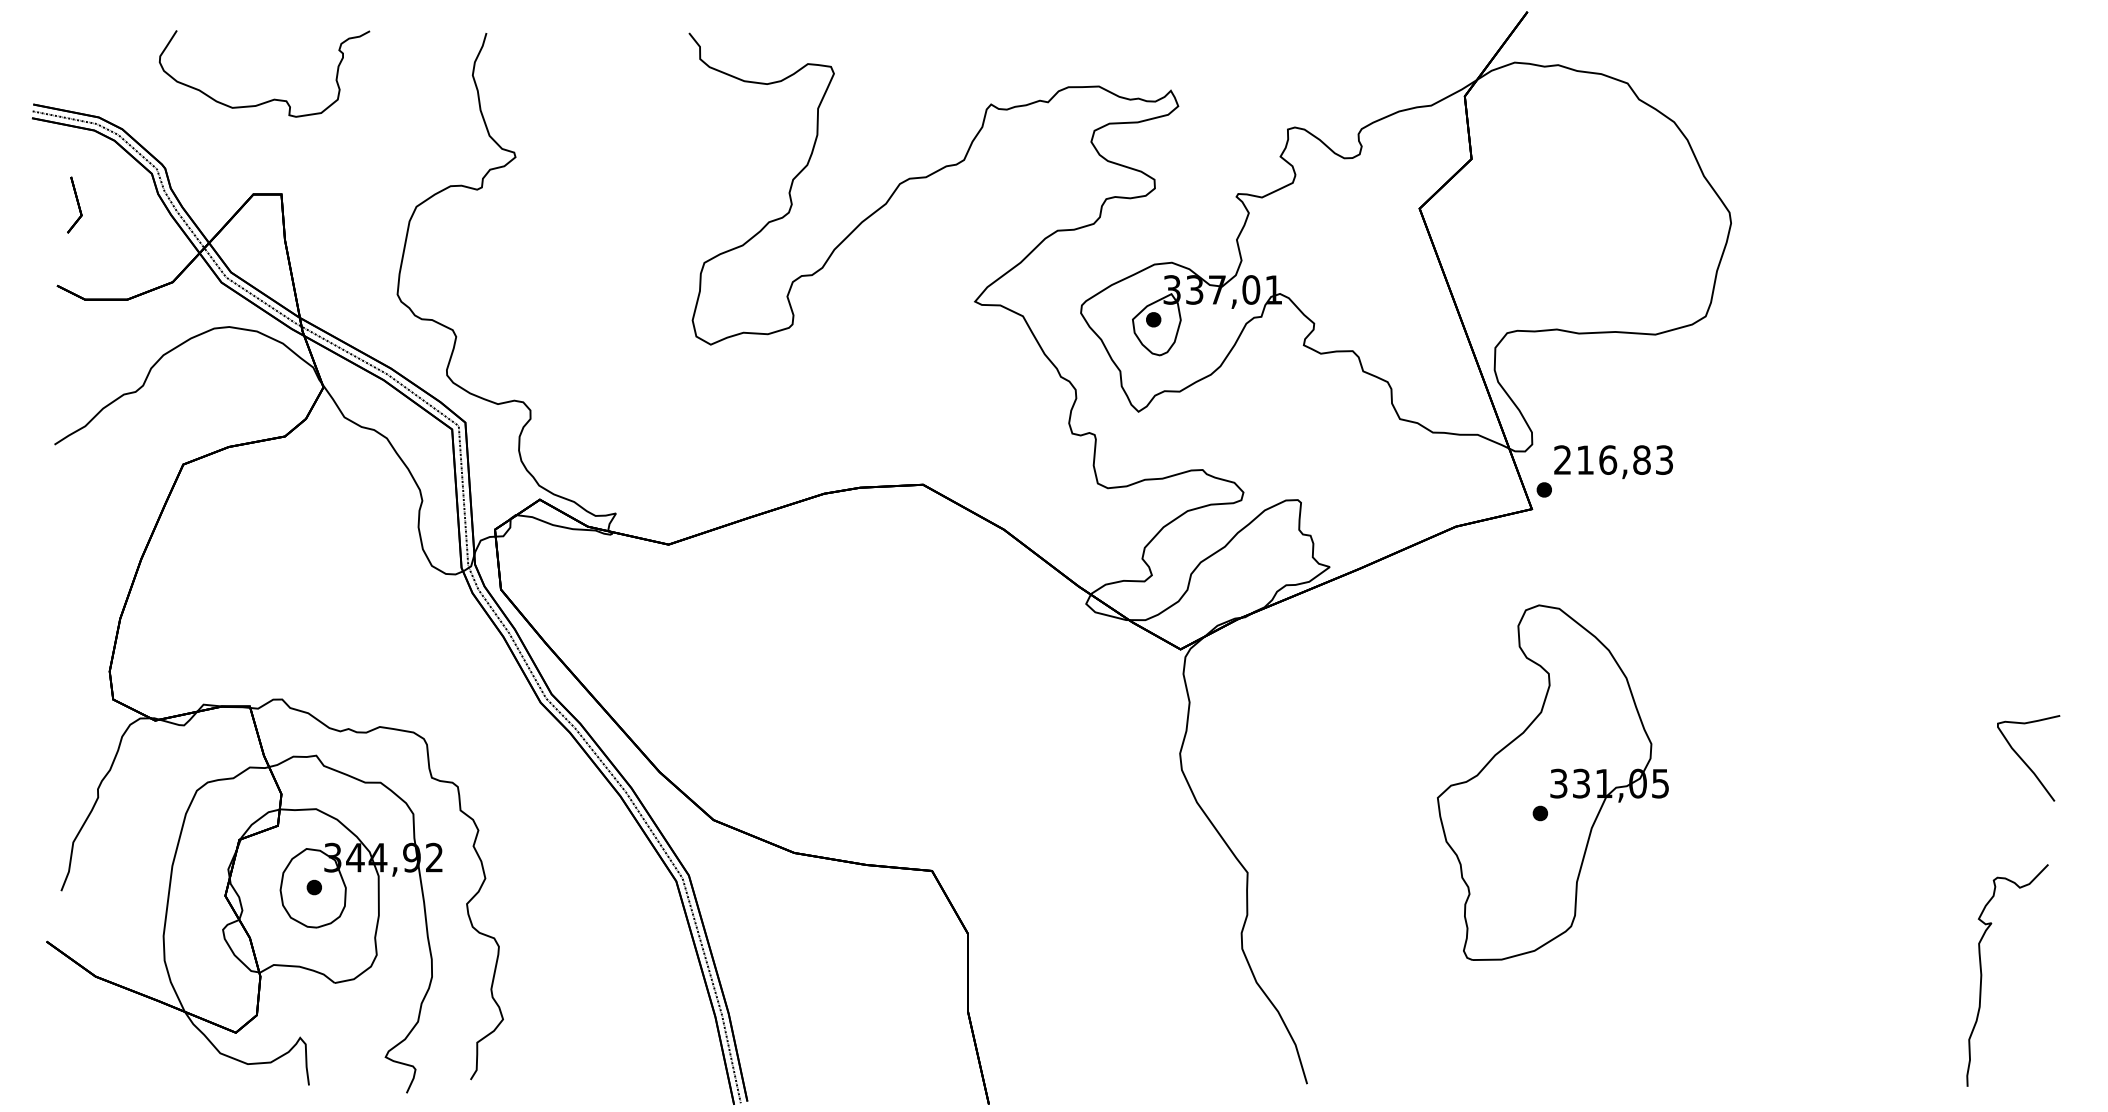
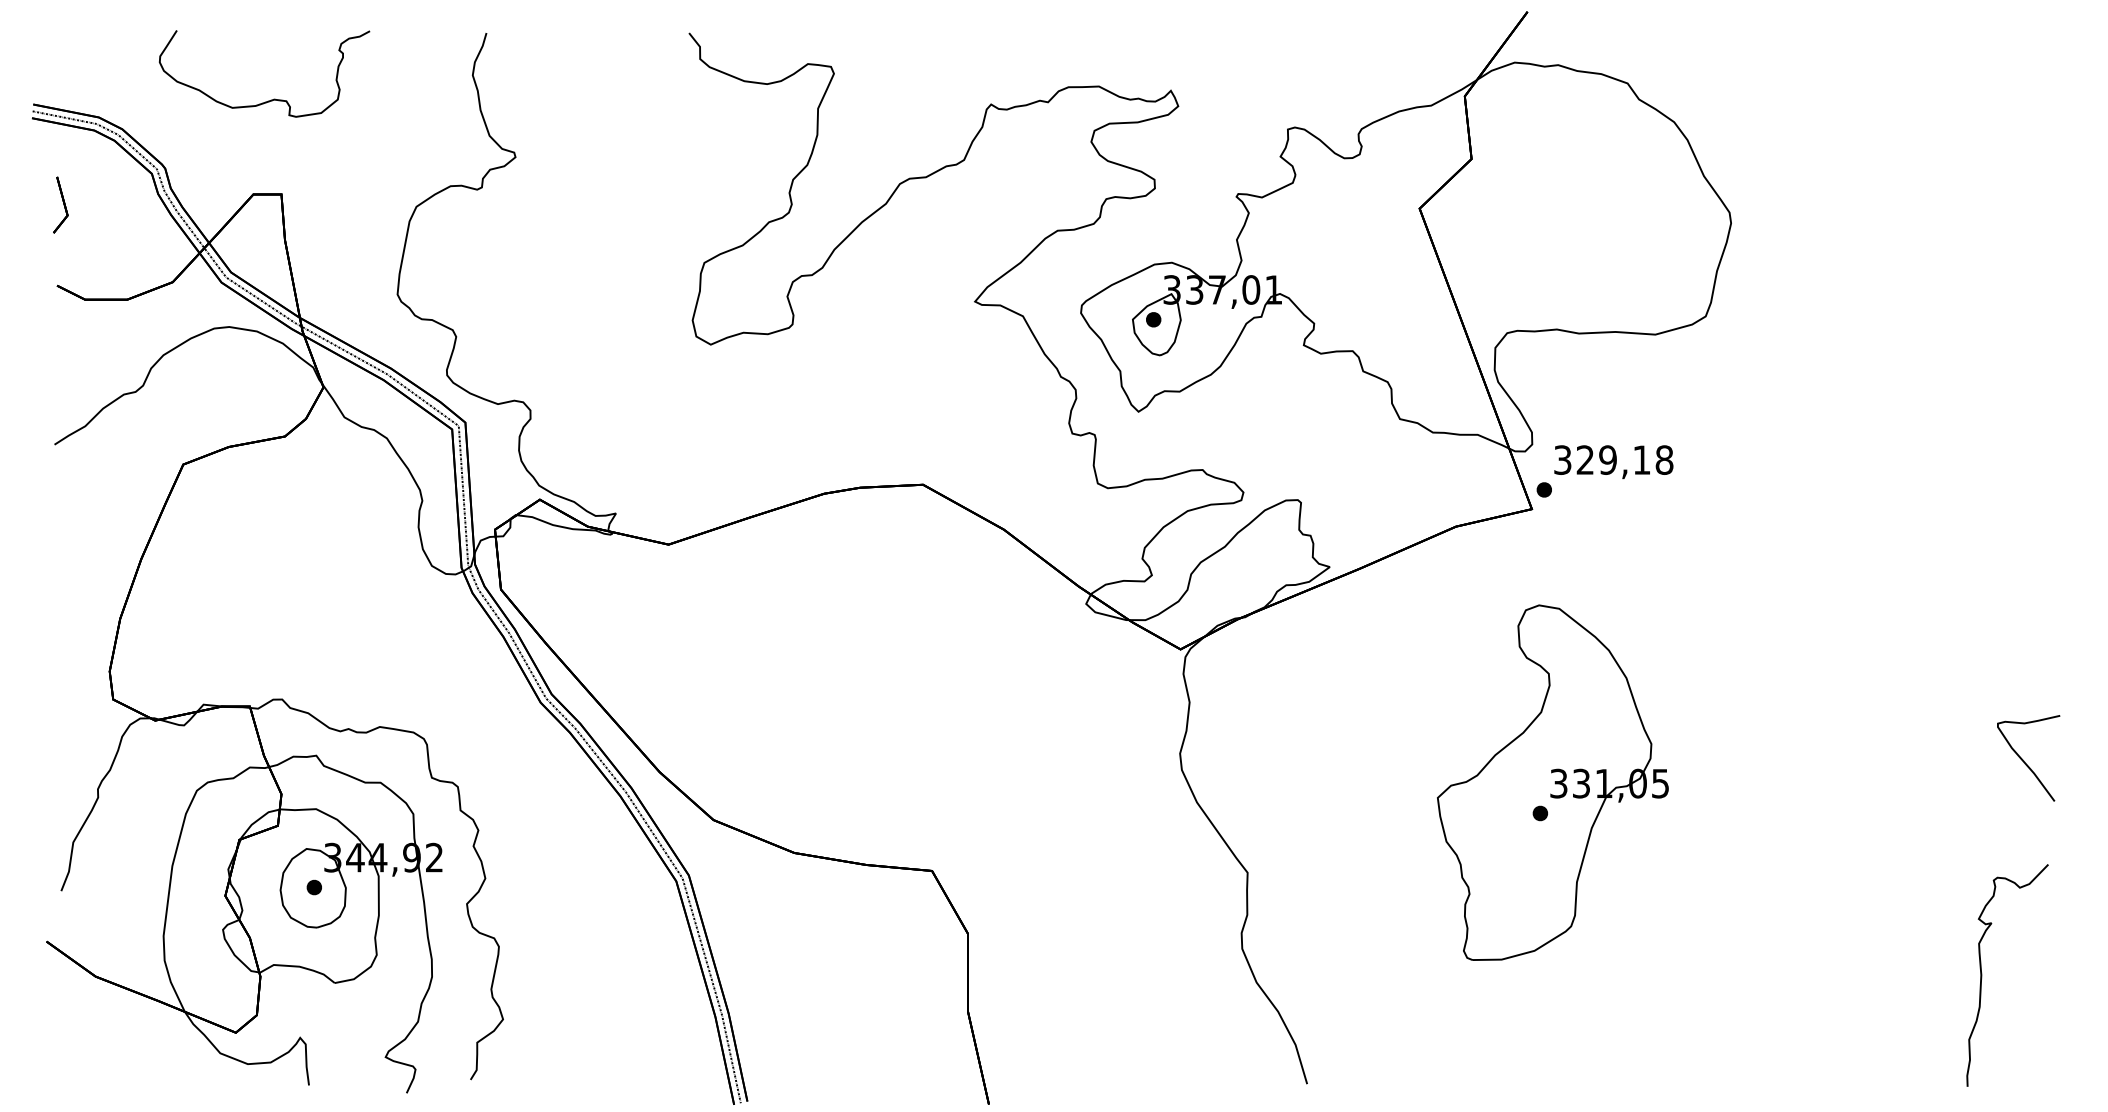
part position: (74, 204) -> (60, 204) (60, 204)
text: 216,83 -> 329,18 (1613, 459)
